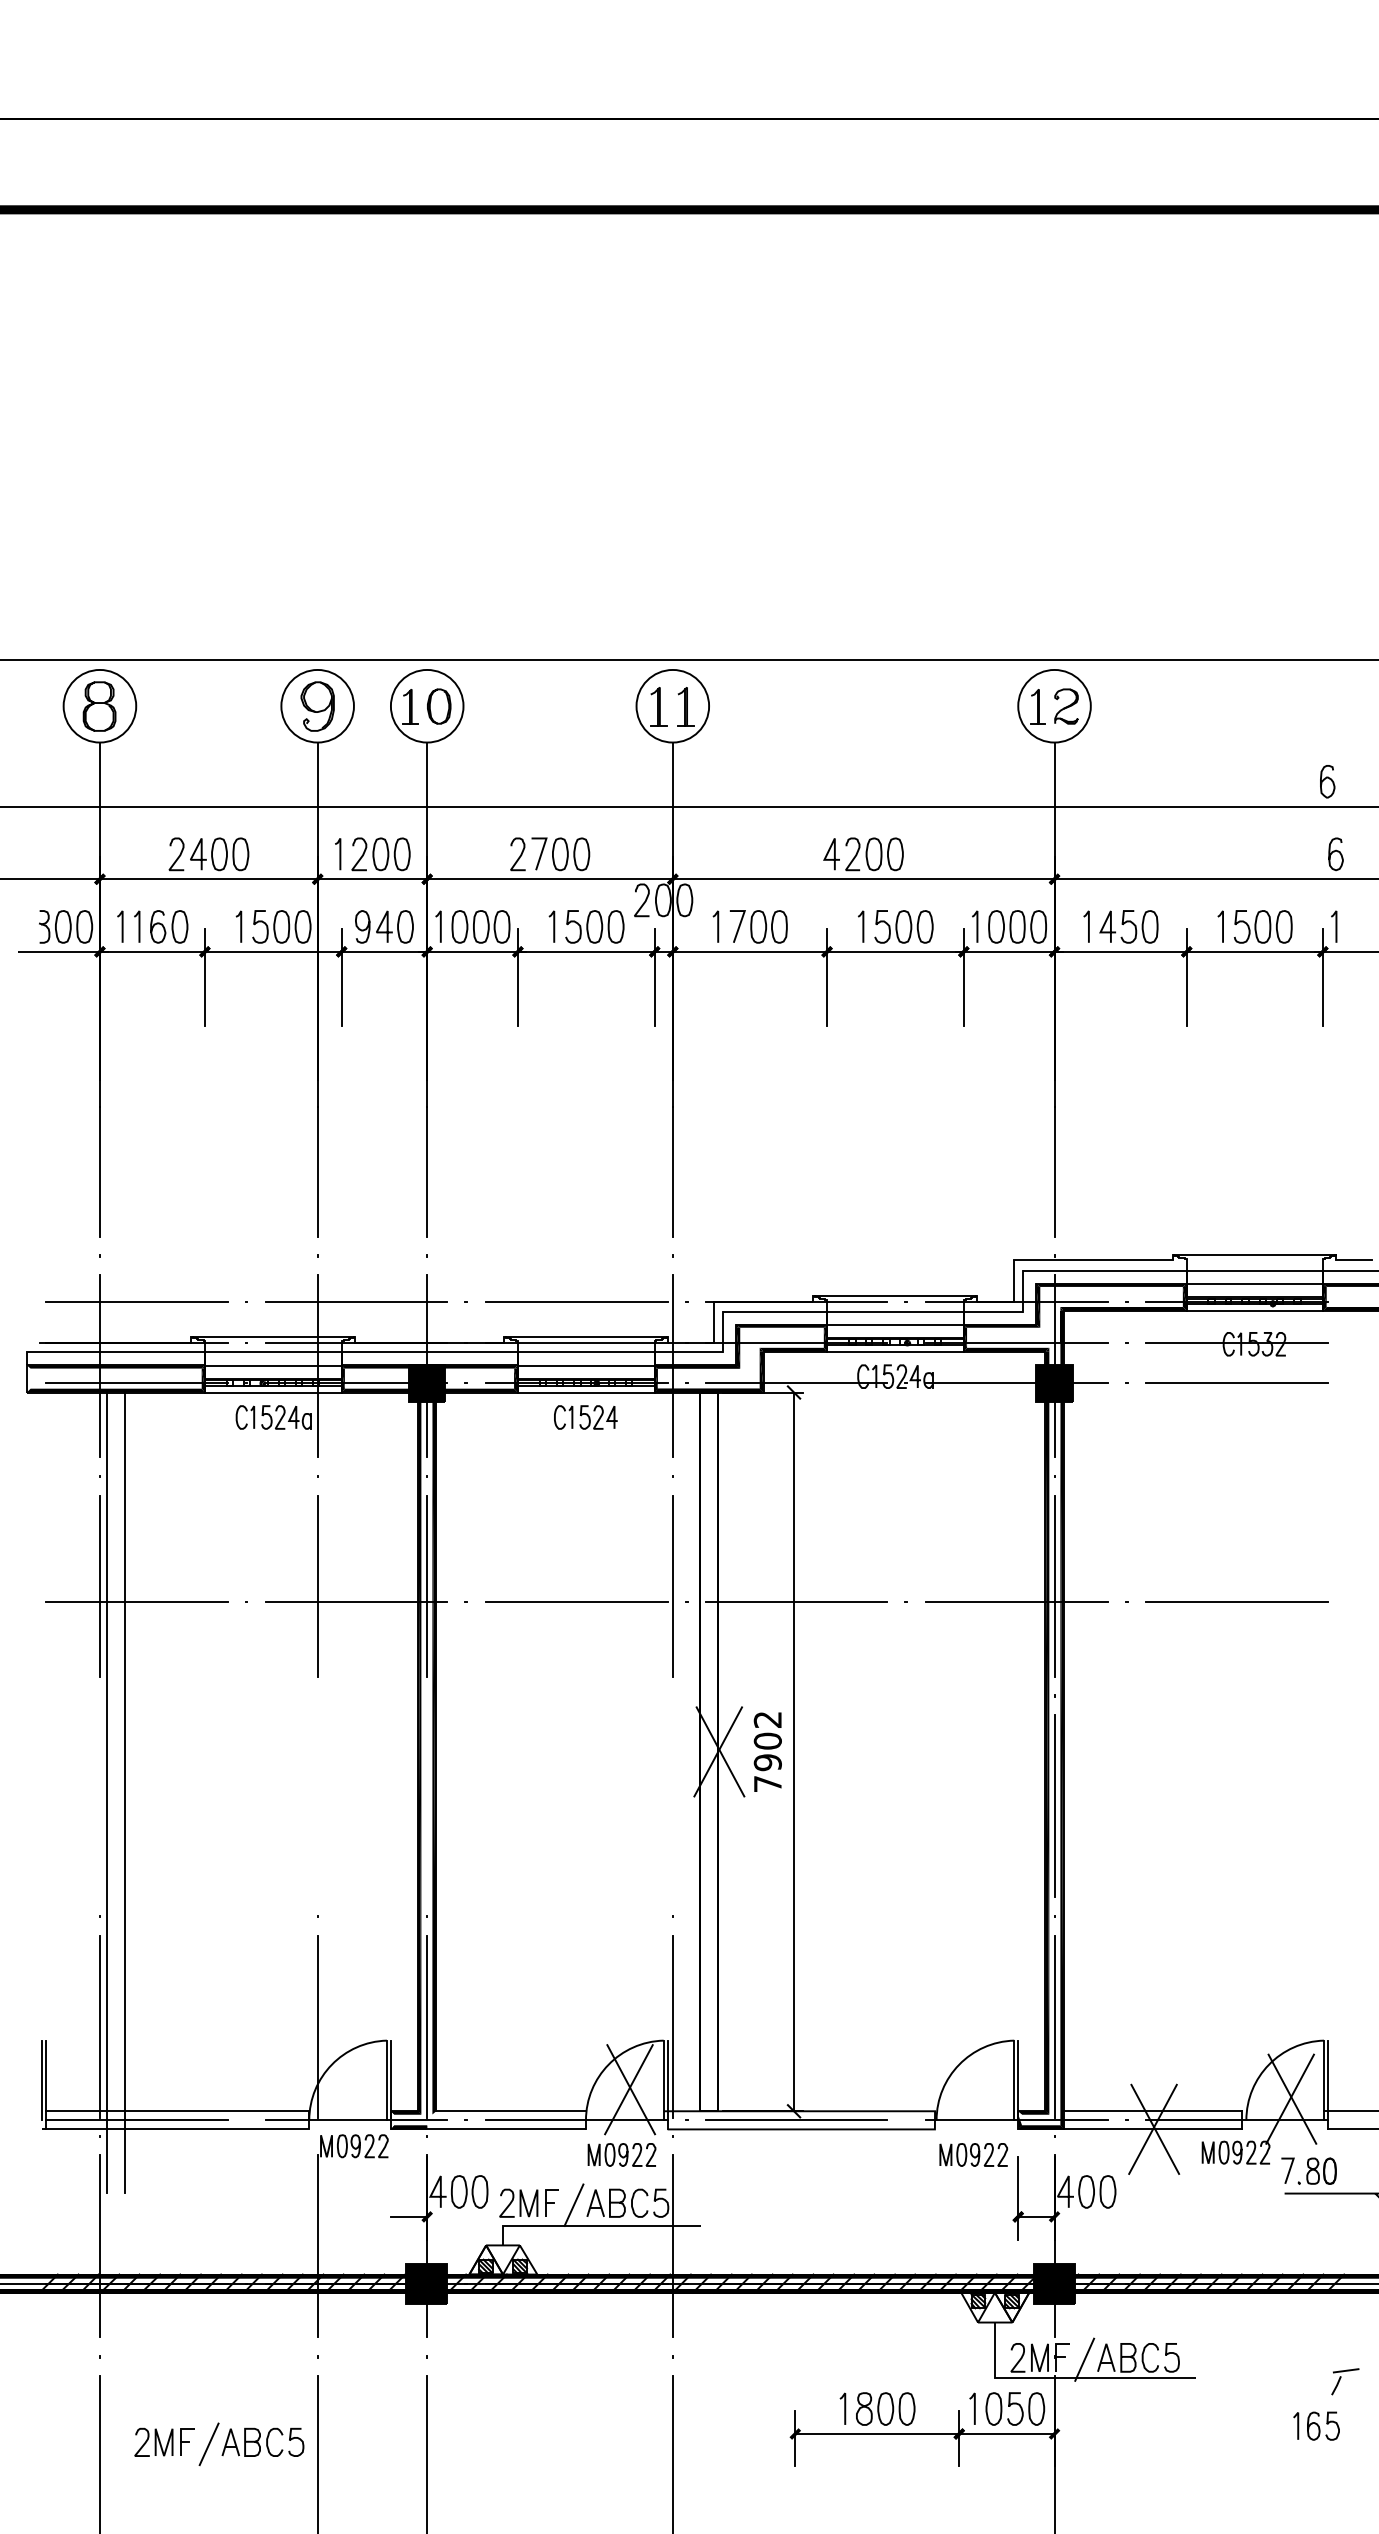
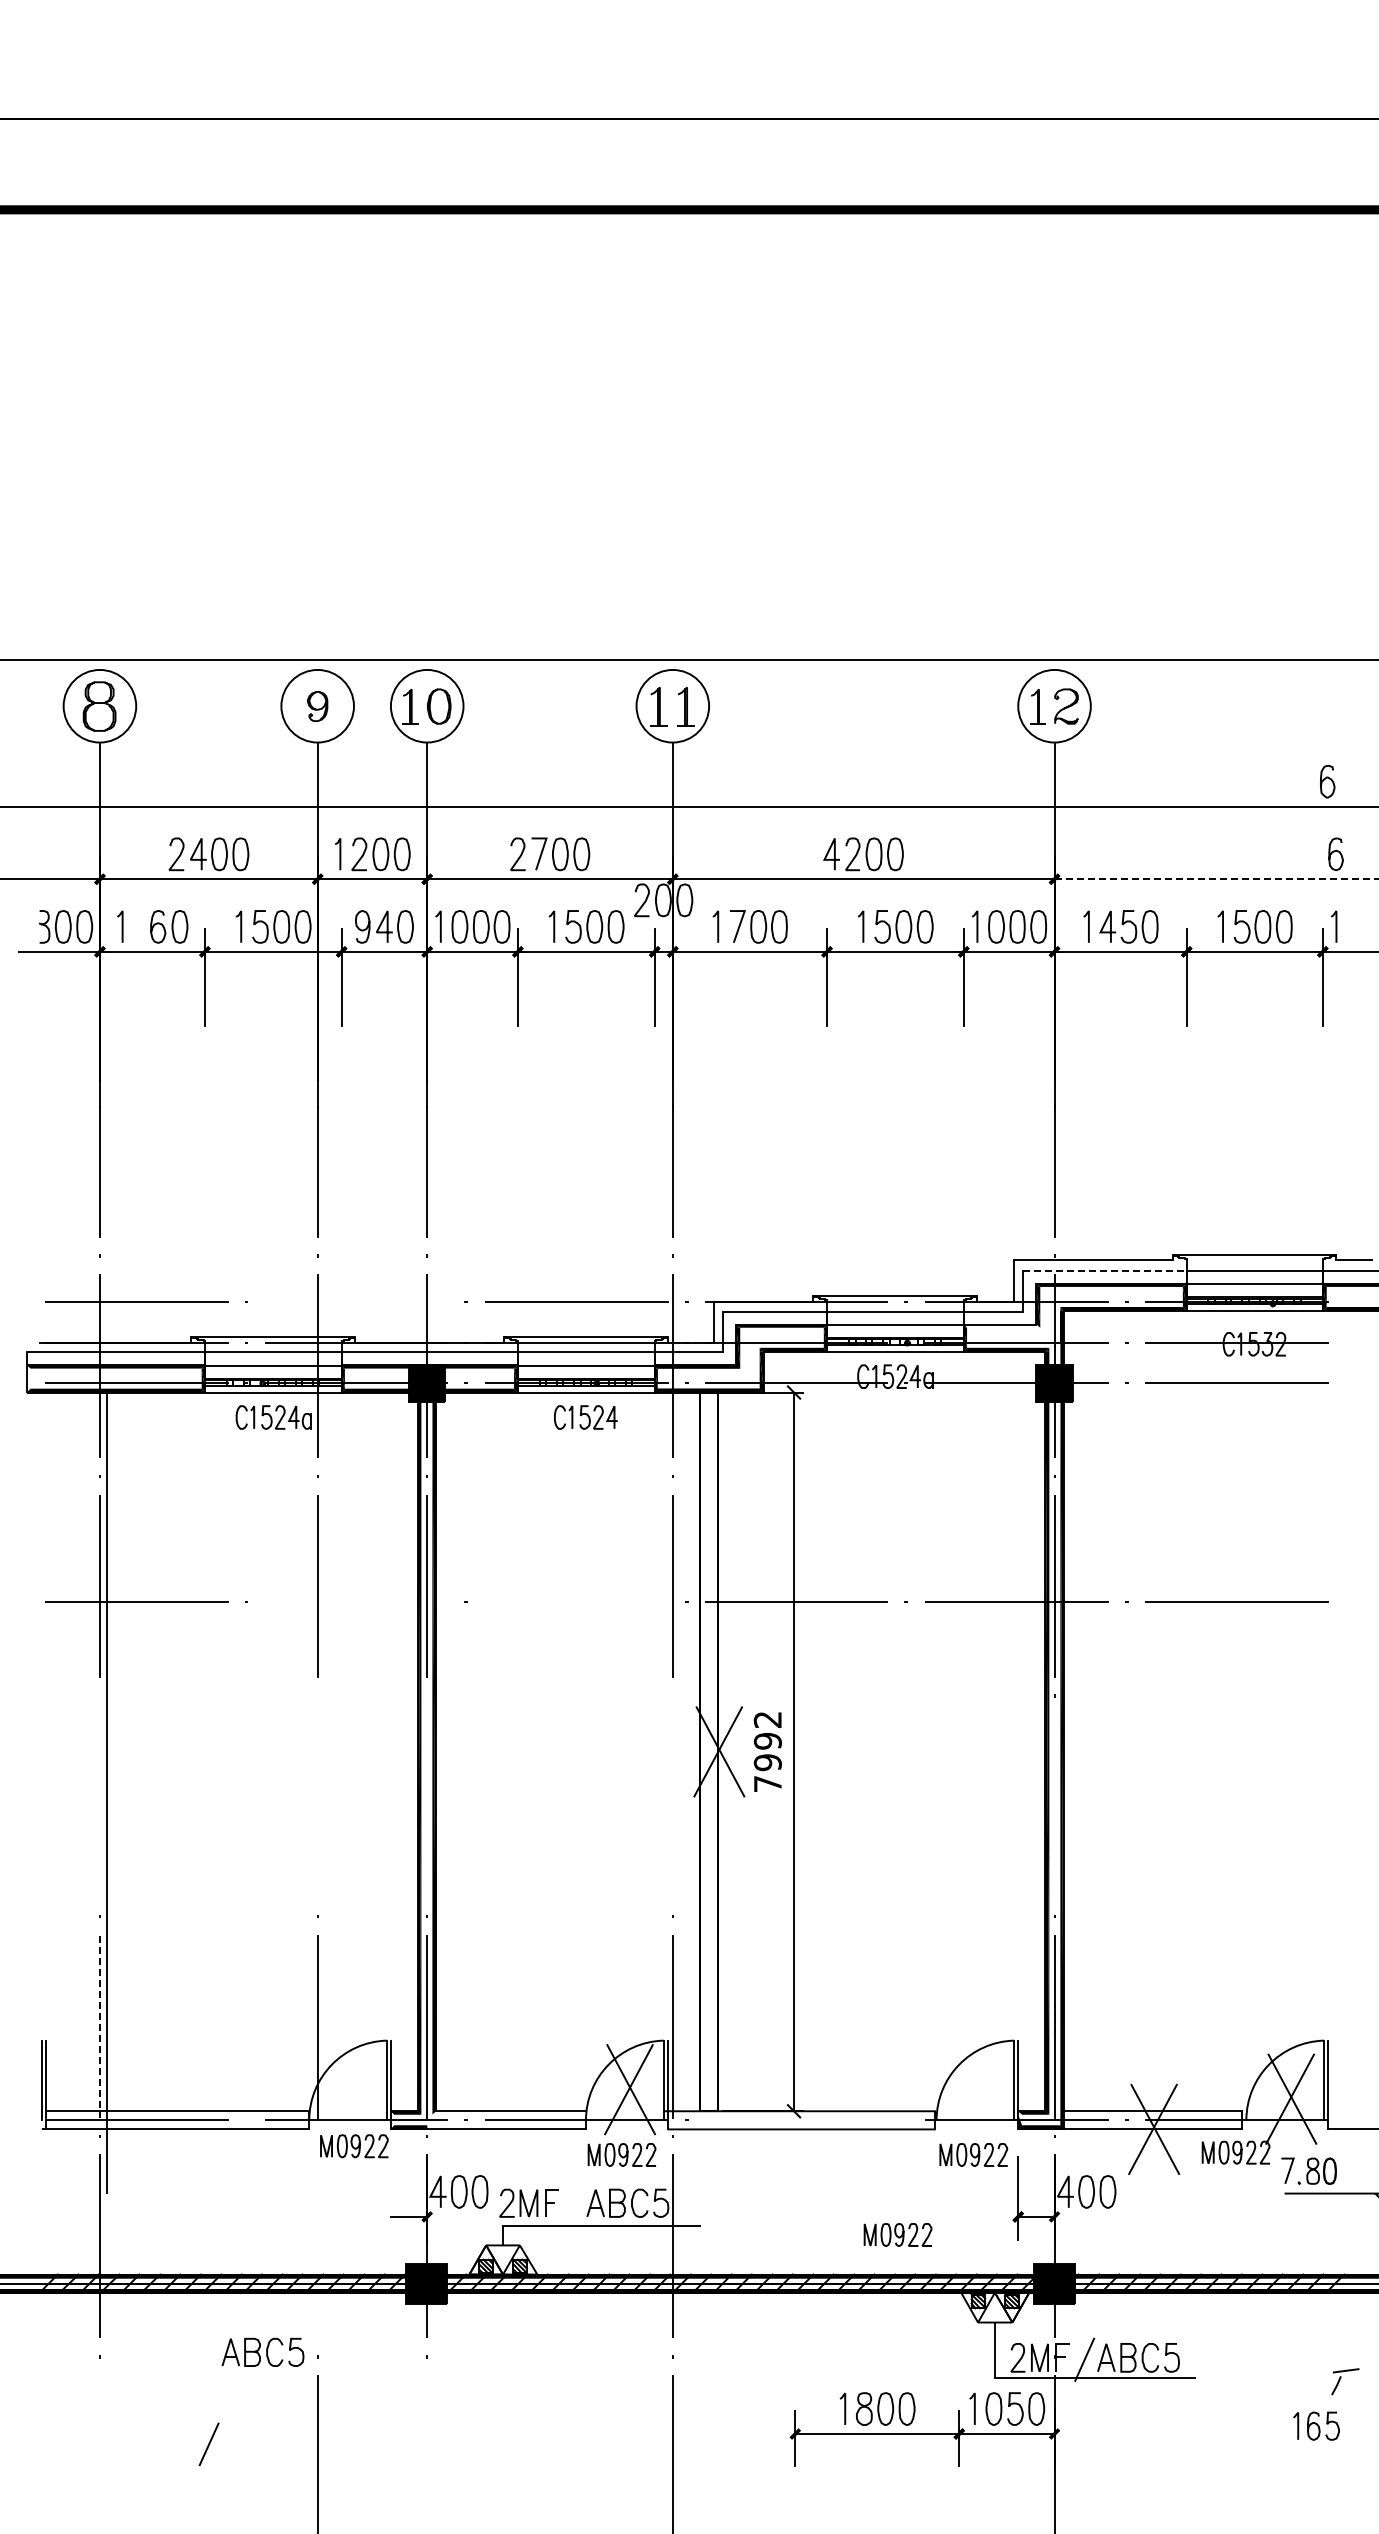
part size: 35x51 px -> 22x31 px (317, 706)
line: solid -> dashed (1216, 879)
line: present -> none (138, 926)
line: solid -> dashed (1112, 1270)
line: present -> none (356, 1301)
fill: present -> none (1001, 1325)
line: present -> none (356, 1601)
line: present -> none (576, 1601)
text: 7902 -> 7992 (767, 1740)
line: present -> none (124, 1792)
line: present -> none (1054, 1806)
line: solid -> dashed (99, 2027)
line: present -> none (1349, 2111)
line: present -> none (796, 2120)
line: present -> none (573, 2204)
part: none -> present (897, 2234)
line: present -> none (317, 2246)
part: present -> none (164, 2441)
part position: (262, 2441) -> (262, 2351) (262, 2351)
line: present -> none (99, 2452)
line: present -> none (427, 2452)
